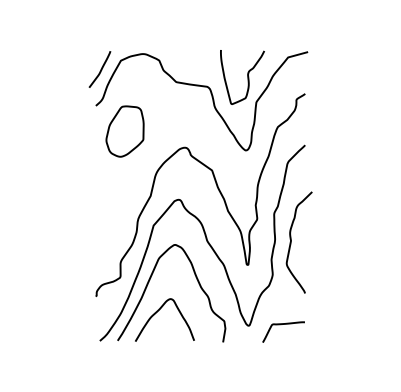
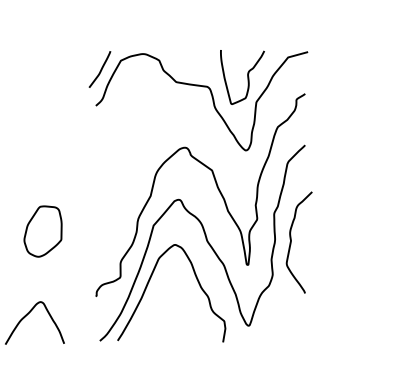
part position: (124, 131) -> (42, 231) (42, 231)
curve position: (157, 312) -> (27, 315) (27, 315)
curve: present -> none (280, 325)
